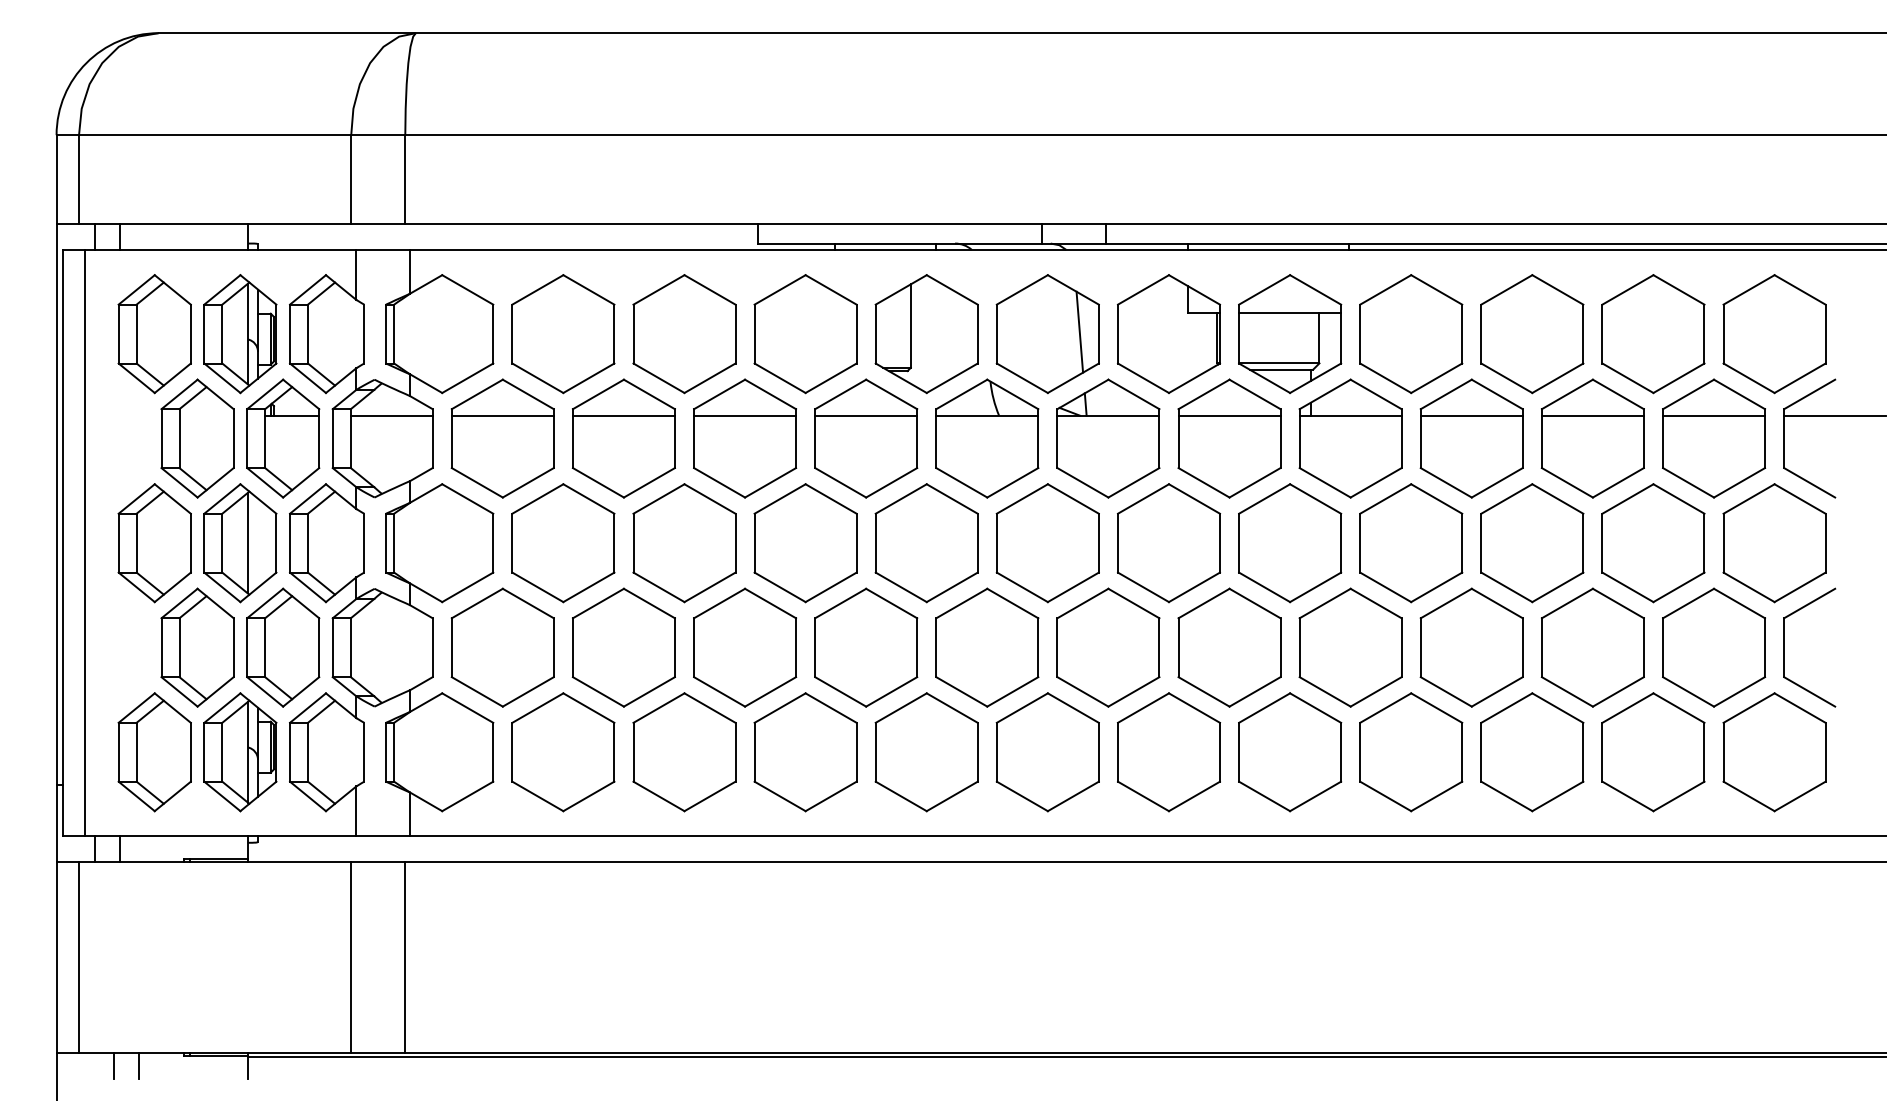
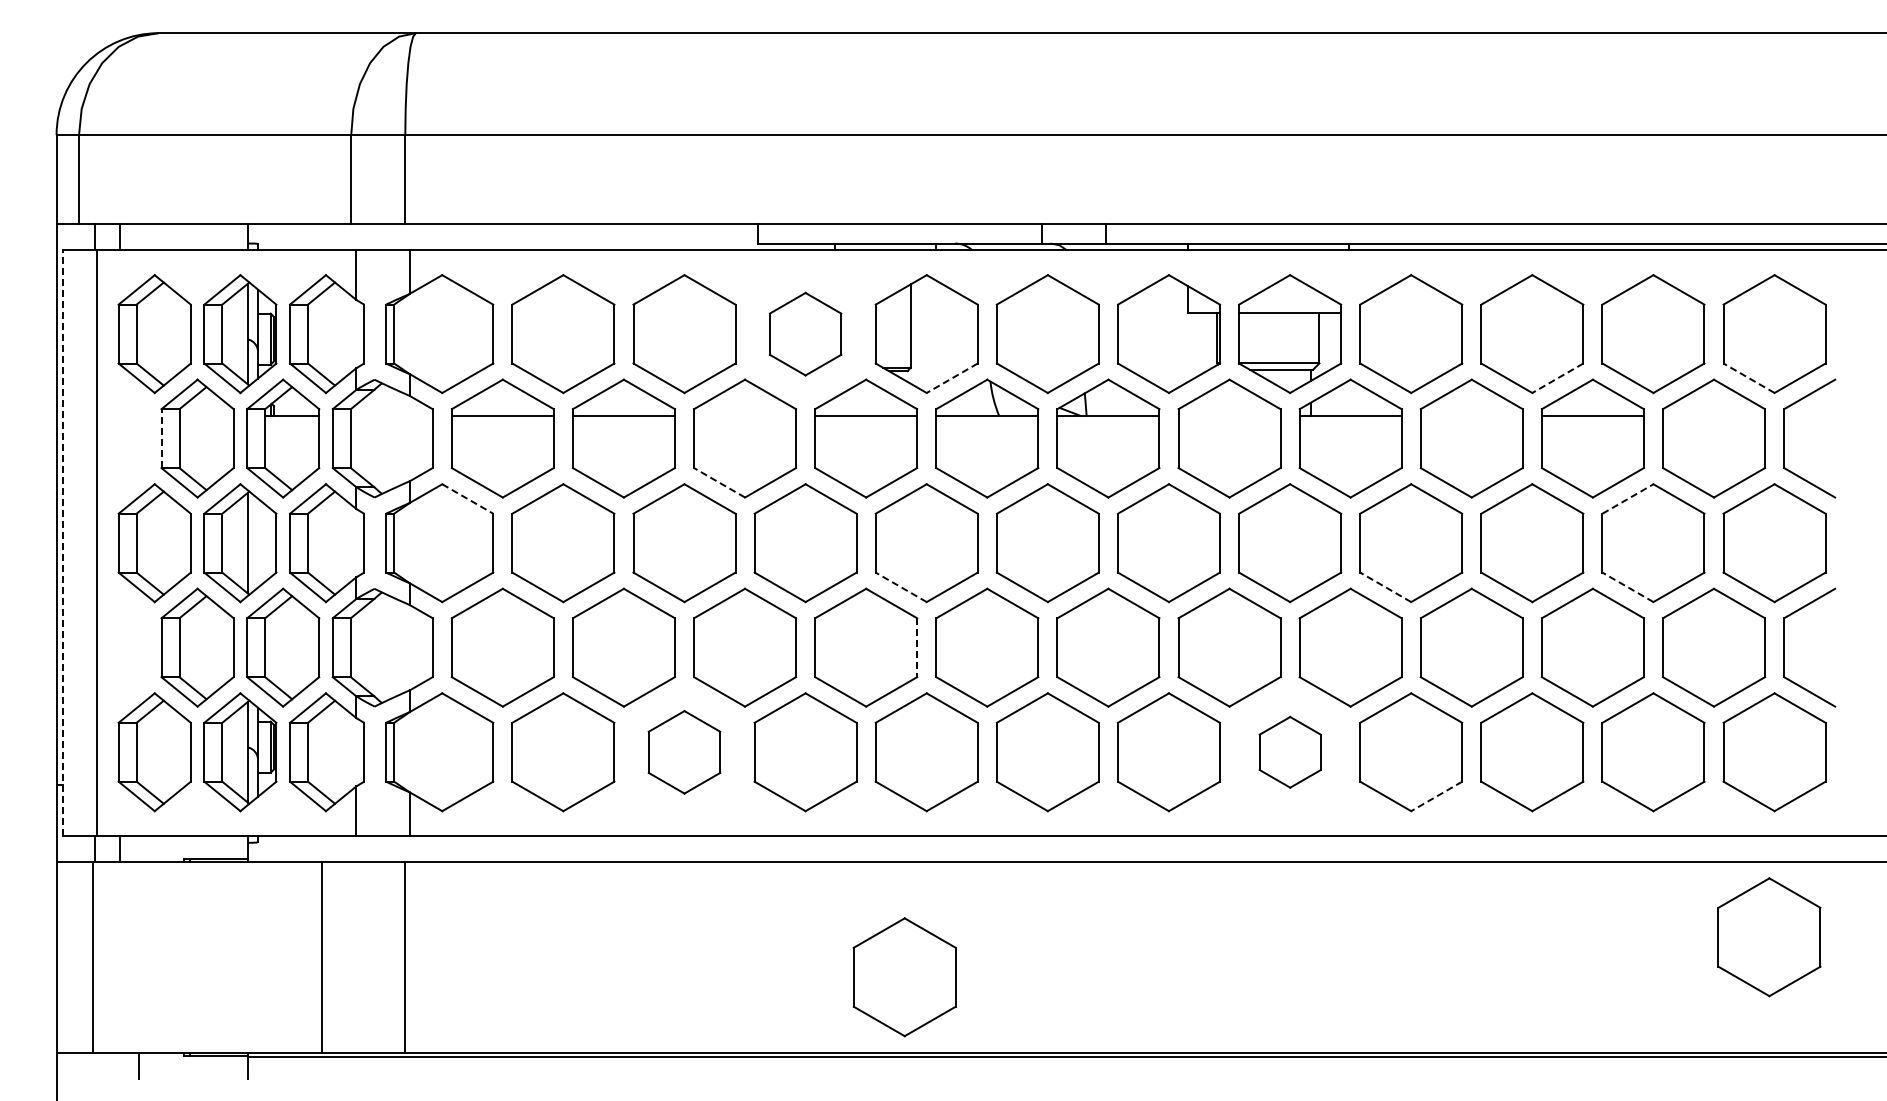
line: present -> none (1079, 331)
part size: 105x121 px -> 75x86 px (805, 333)
line: solid -> dashed (951, 378)
line: solid -> dashed (1557, 378)
line: solid -> dashed (1748, 378)
line: present -> none (391, 415)
line: present -> none (745, 415)
line: present -> none (1229, 415)
line: present -> none (1471, 415)
line: present -> none (1714, 415)
line: present -> none (1833, 415)
line: solid -> dashed (161, 438)
line: solid -> dashed (719, 482)
line: solid -> dashed (1628, 498)
line: solid -> dashed (468, 499)
line: solid -> dashed (62, 542)
line position: (85, 542) -> (97, 542) (97, 542)
line: solid -> dashed (900, 587)
line: solid -> dashed (1385, 587)
line: solid -> dashed (1627, 587)
line: solid -> dashed (917, 648)
part size: 105x121 px -> 75x85 px (684, 752)
part size: 105x121 px -> 64x74 px (1289, 751)
line: solid -> dashed (1436, 796)
part: none -> present (1769, 937)
line position: (79, 957) -> (93, 957) (93, 957)
line position: (351, 957) -> (322, 957) (322, 957)
part: none -> present (904, 977)
line: present -> none (113, 1065)
